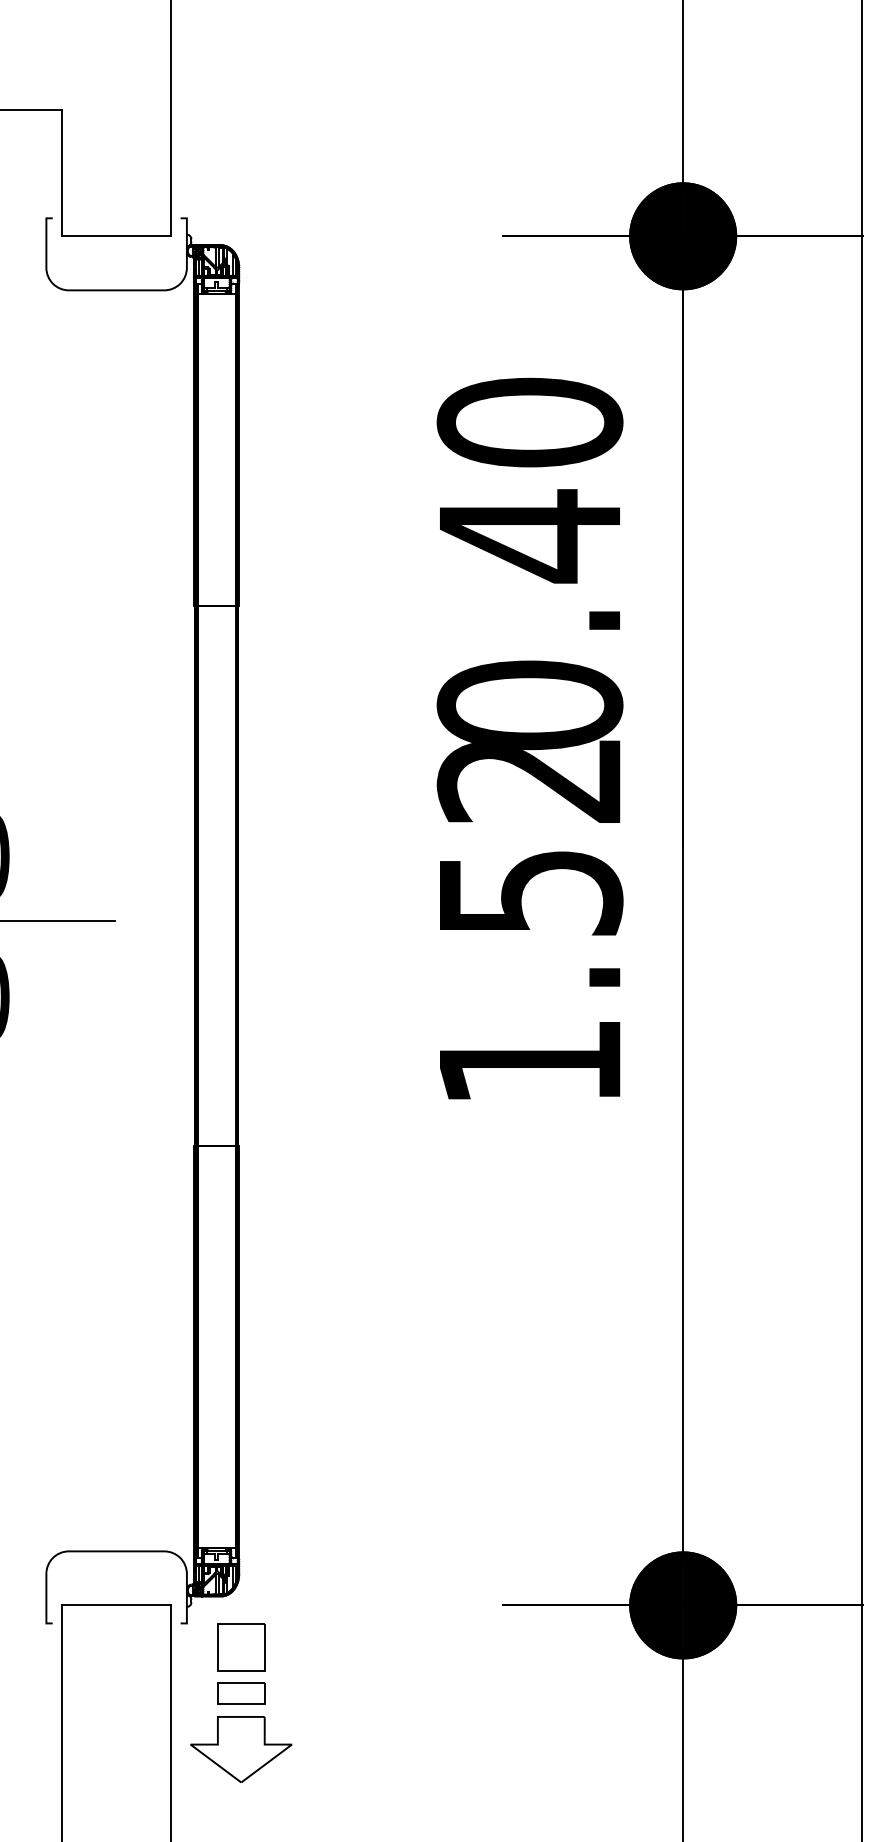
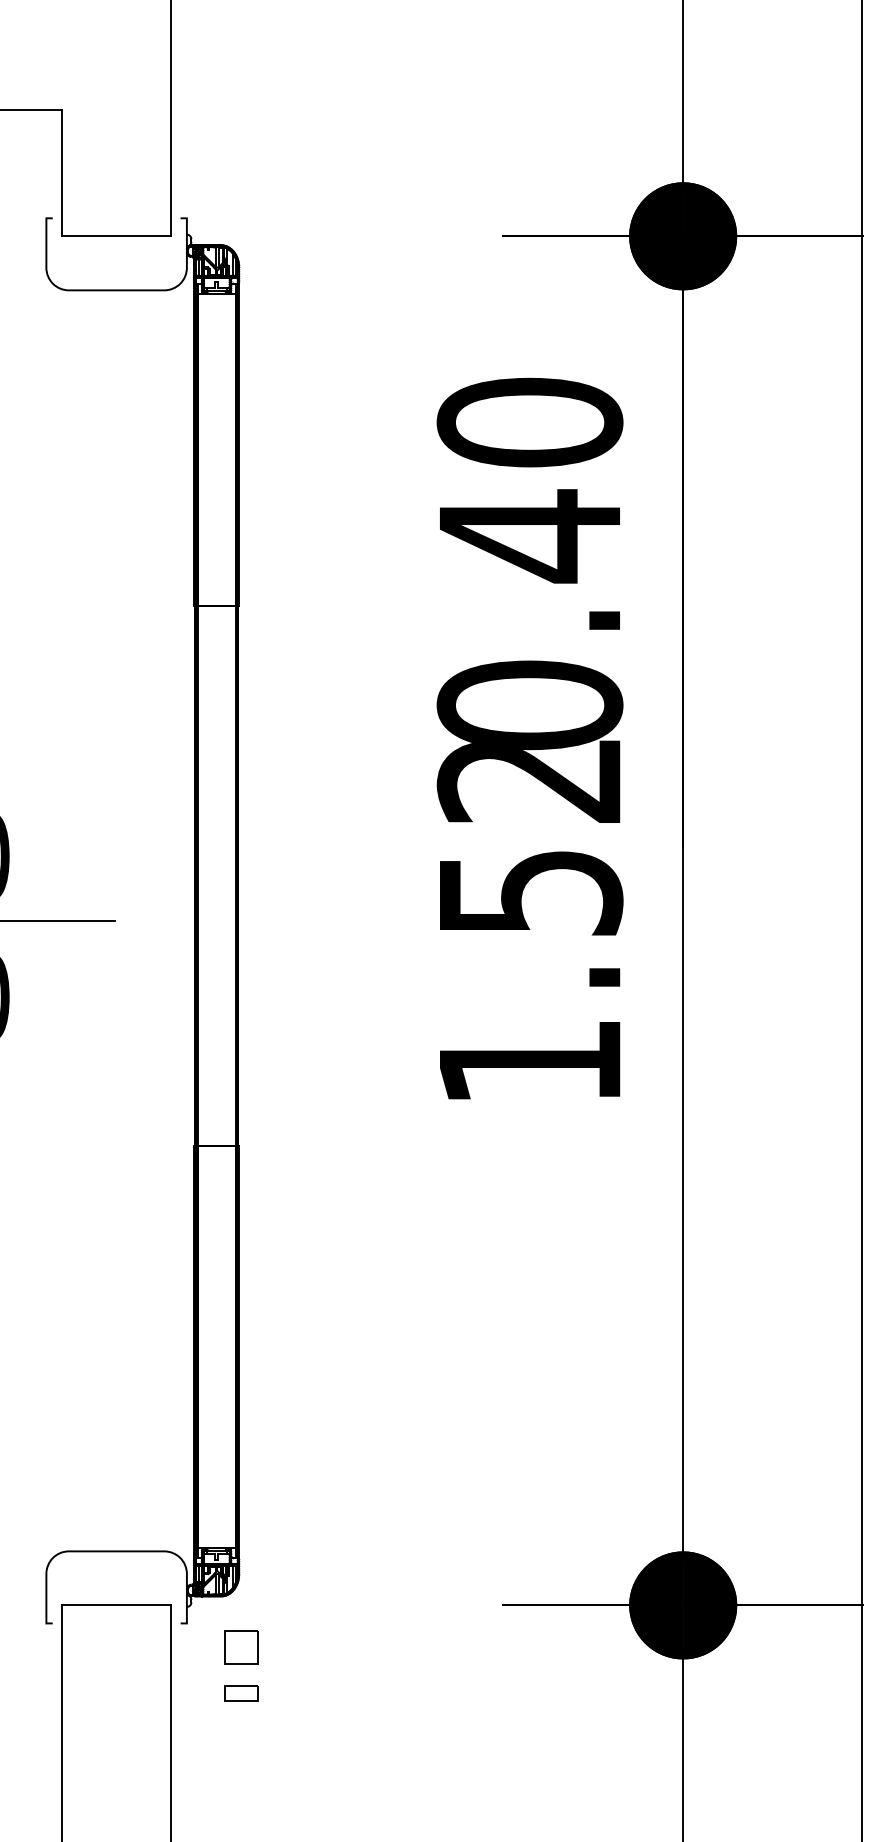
part size: 49x49 px -> 35x35 px (241, 1647)
part size: 49x23 px -> 35x17 px (241, 1693)
part: present -> none (241, 1749)
